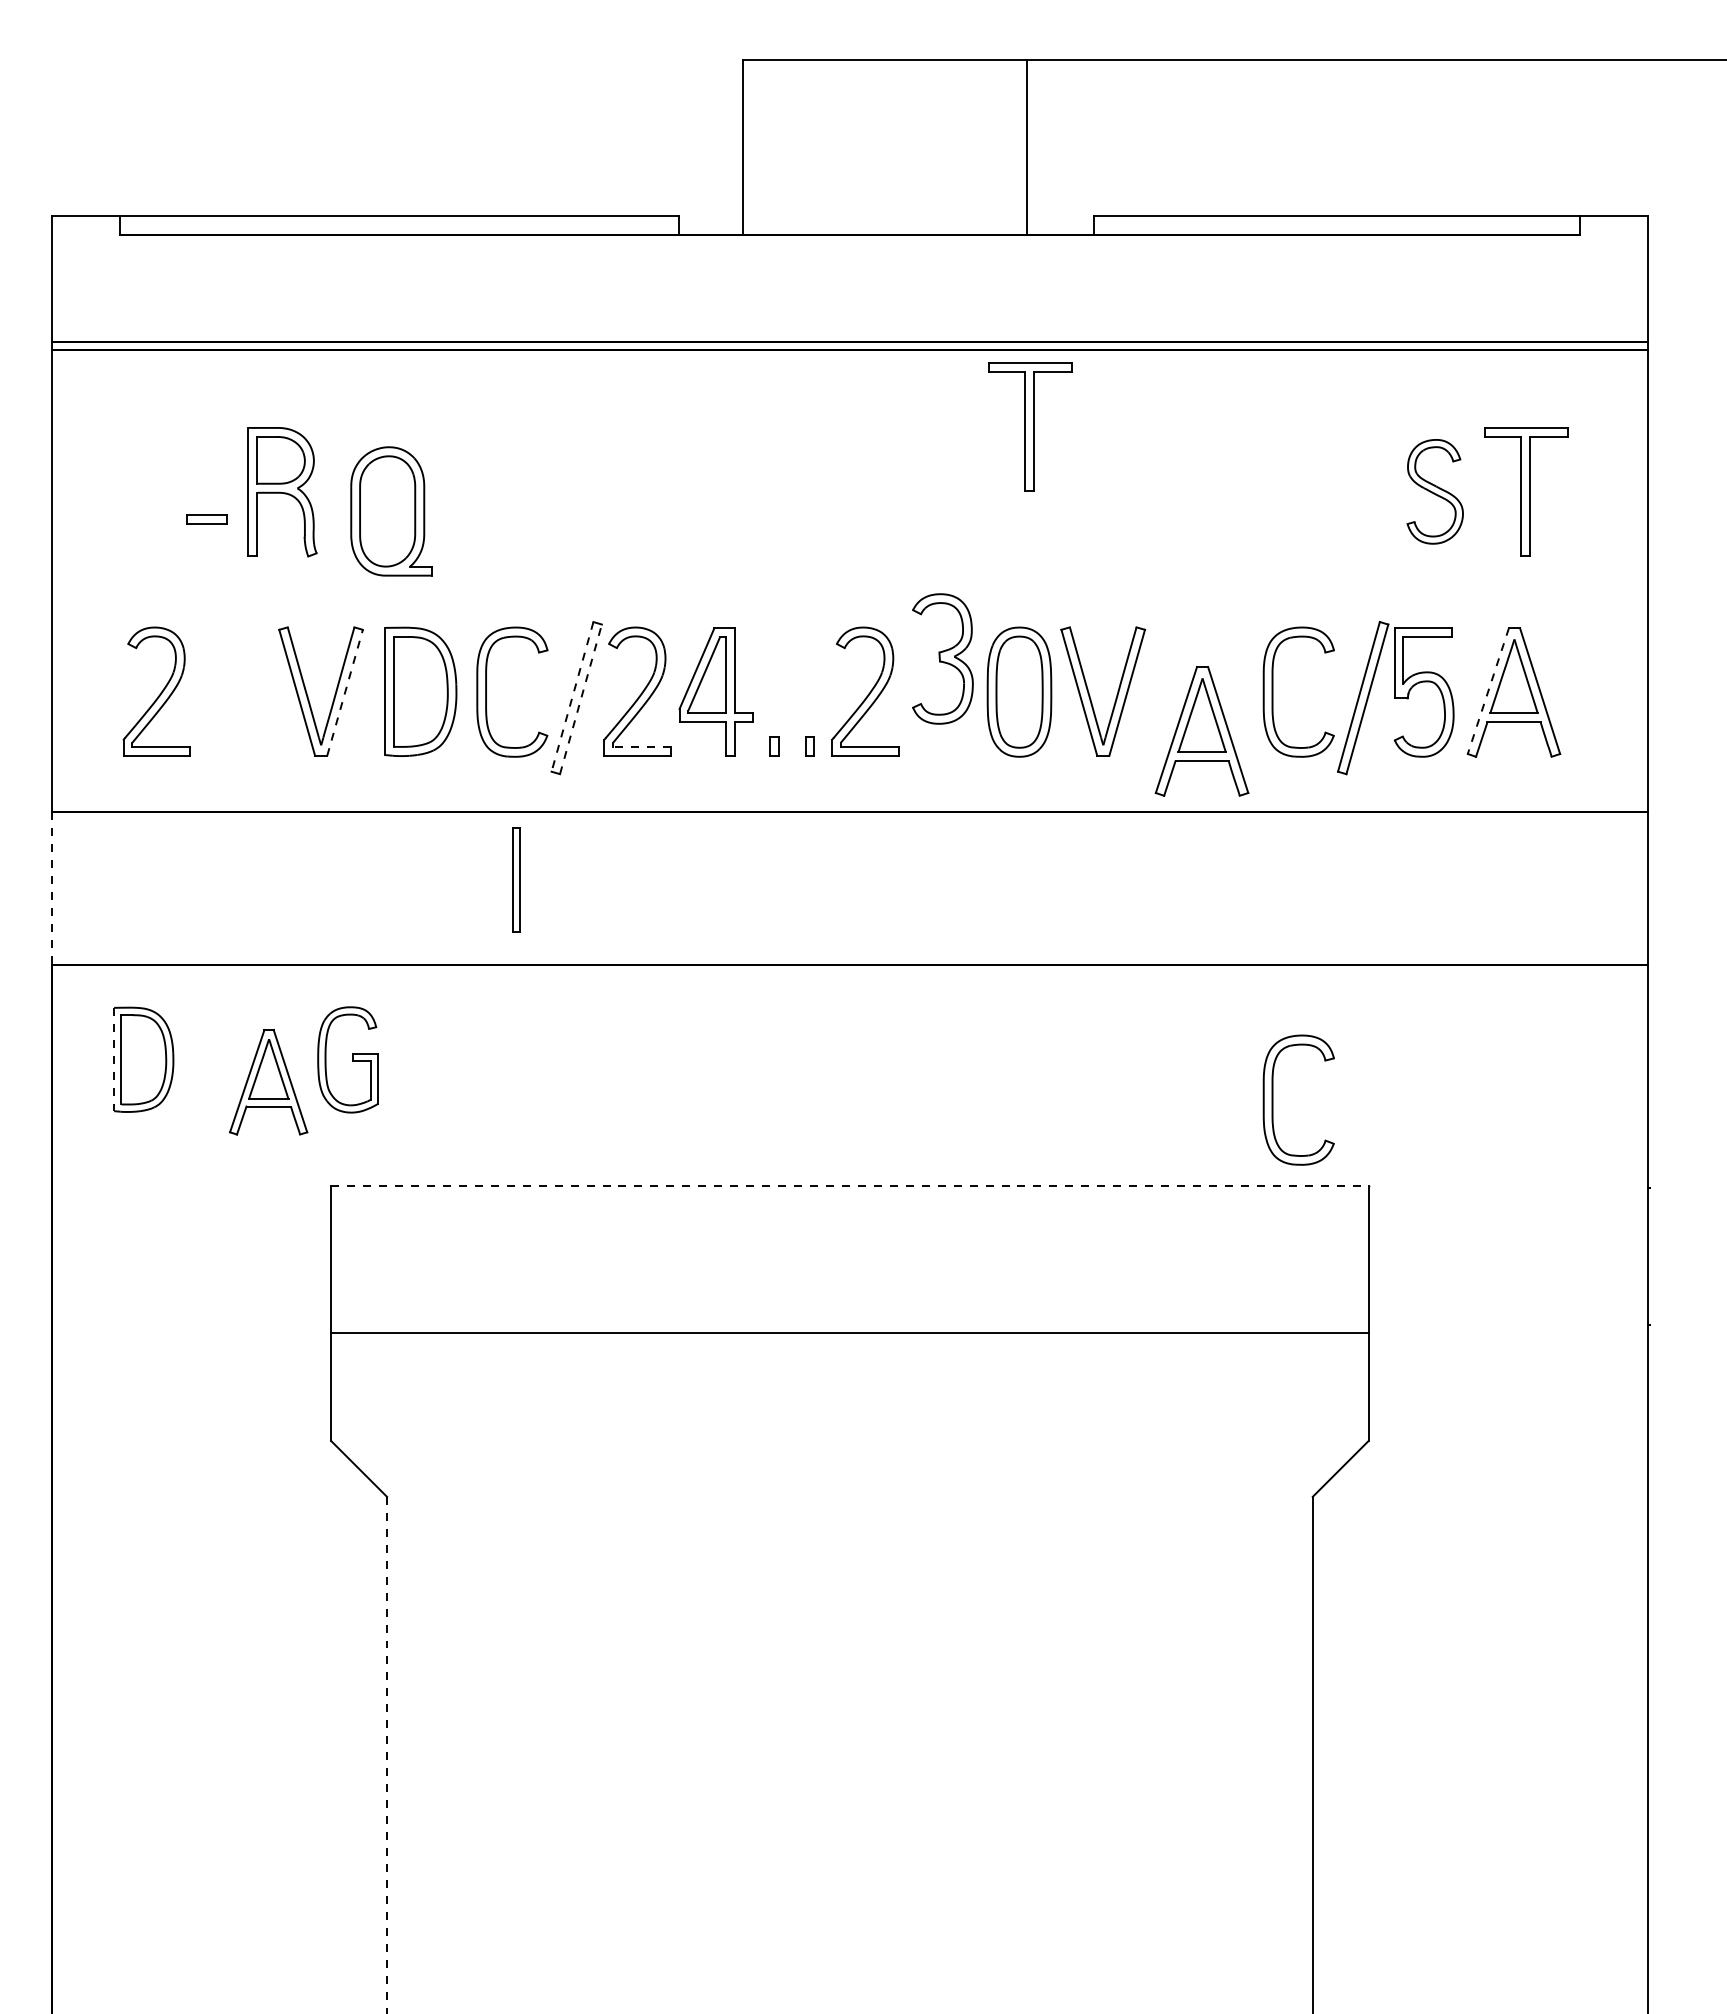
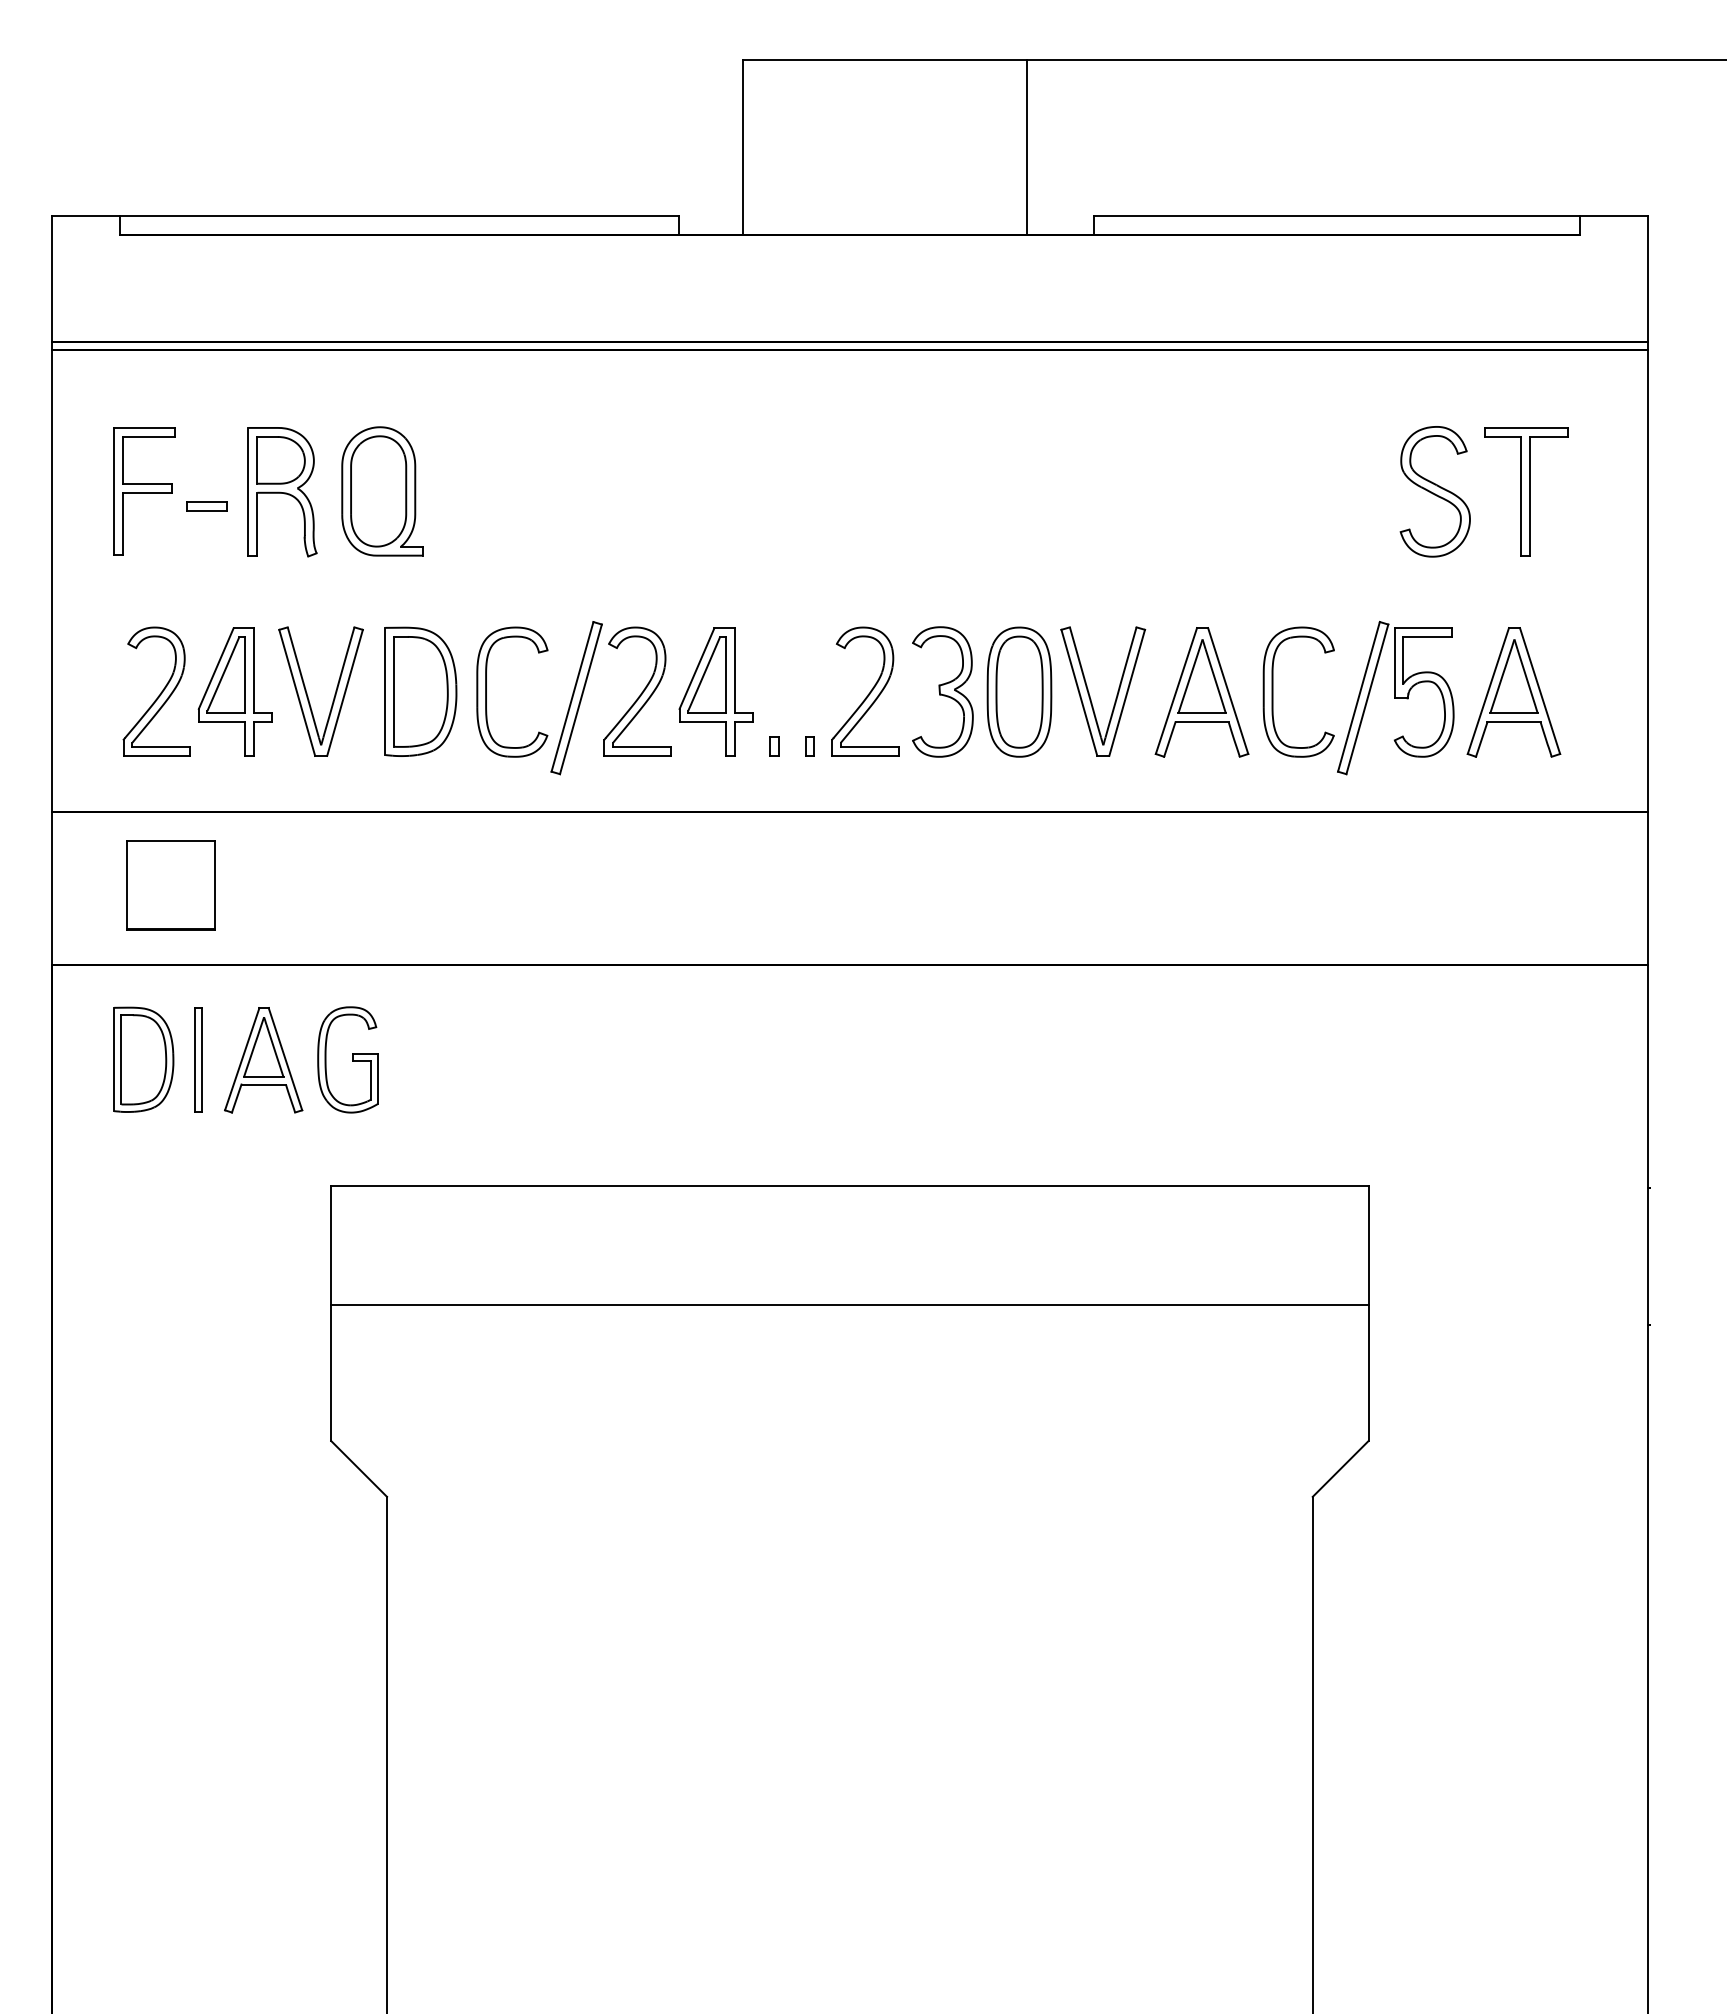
part: present -> none (1030, 426)
part: none -> present (144, 491)
part size: 58x106 px -> 72x132 px (1434, 491)
part position: (391, 511) -> (382, 491) (382, 491)
part position: (206, 519) -> (206, 506) (206, 506)
part position: (942, 658) -> (942, 691) (942, 691)
part: none -> present (234, 691)
line: dashed -> solid (1488, 691)
line: dashed -> solid (345, 692)
line: dashed -> solid (572, 696)
line: dashed -> solid (580, 699)
part position: (1201, 731) -> (1201, 692) (1201, 692)
line: dashed -> solid (641, 747)
part position: (516, 879) -> (198, 1059) (198, 1059)
part: none -> present (170, 885)
line: dashed -> solid (51, 889)
line: dashed -> solid (114, 1059)
part position: (268, 1082) -> (263, 1060) (263, 1060)
part: present -> none (1273, 1099)
line: dashed -> solid (849, 1185)
line position: (849, 1333) -> (849, 1305) (849, 1305)
line: dashed -> solid (387, 1754)
